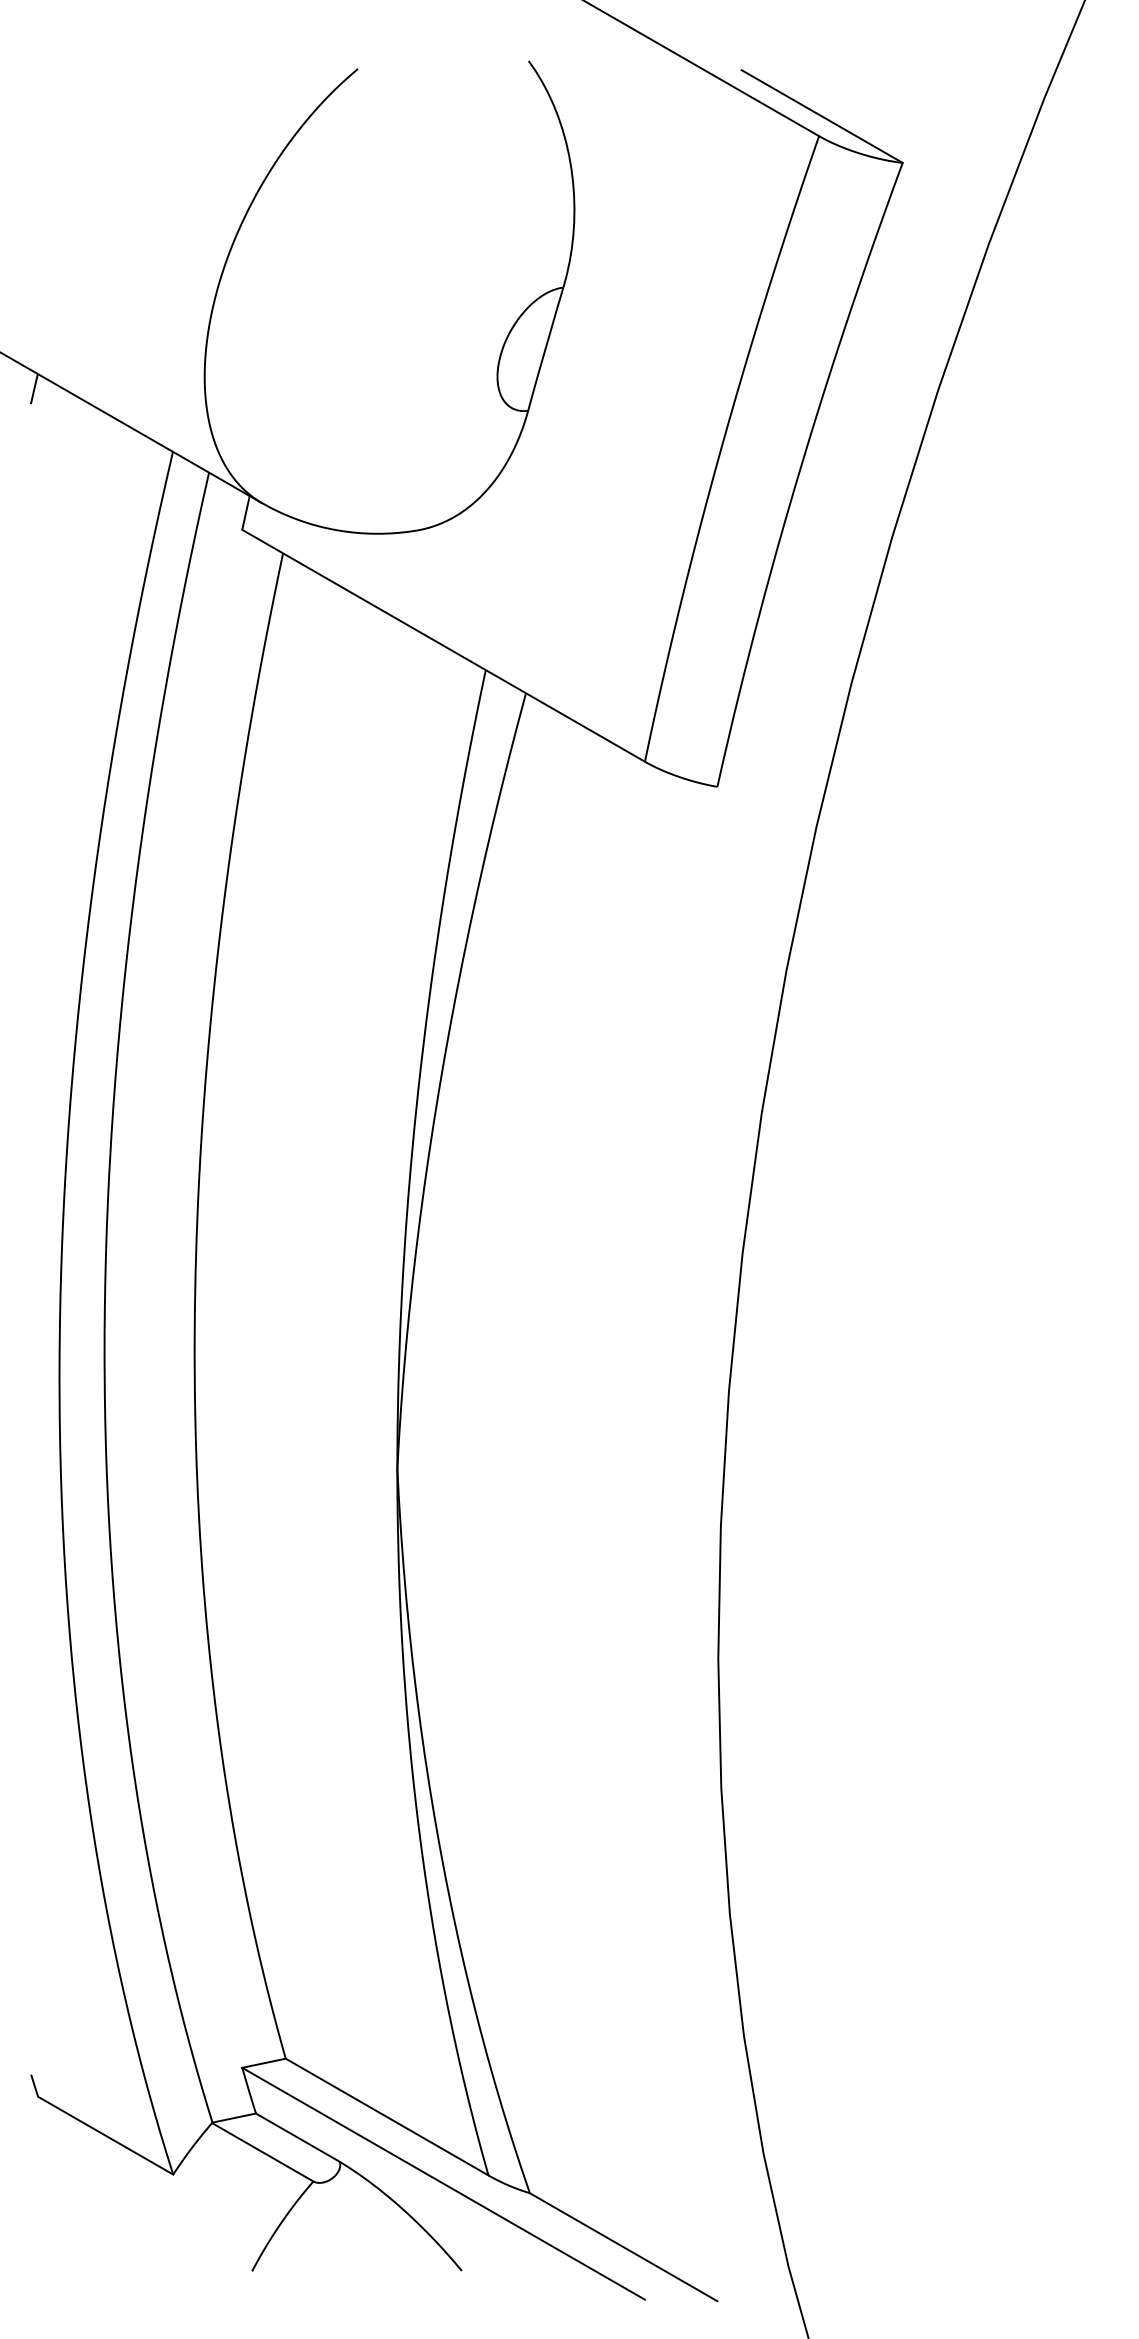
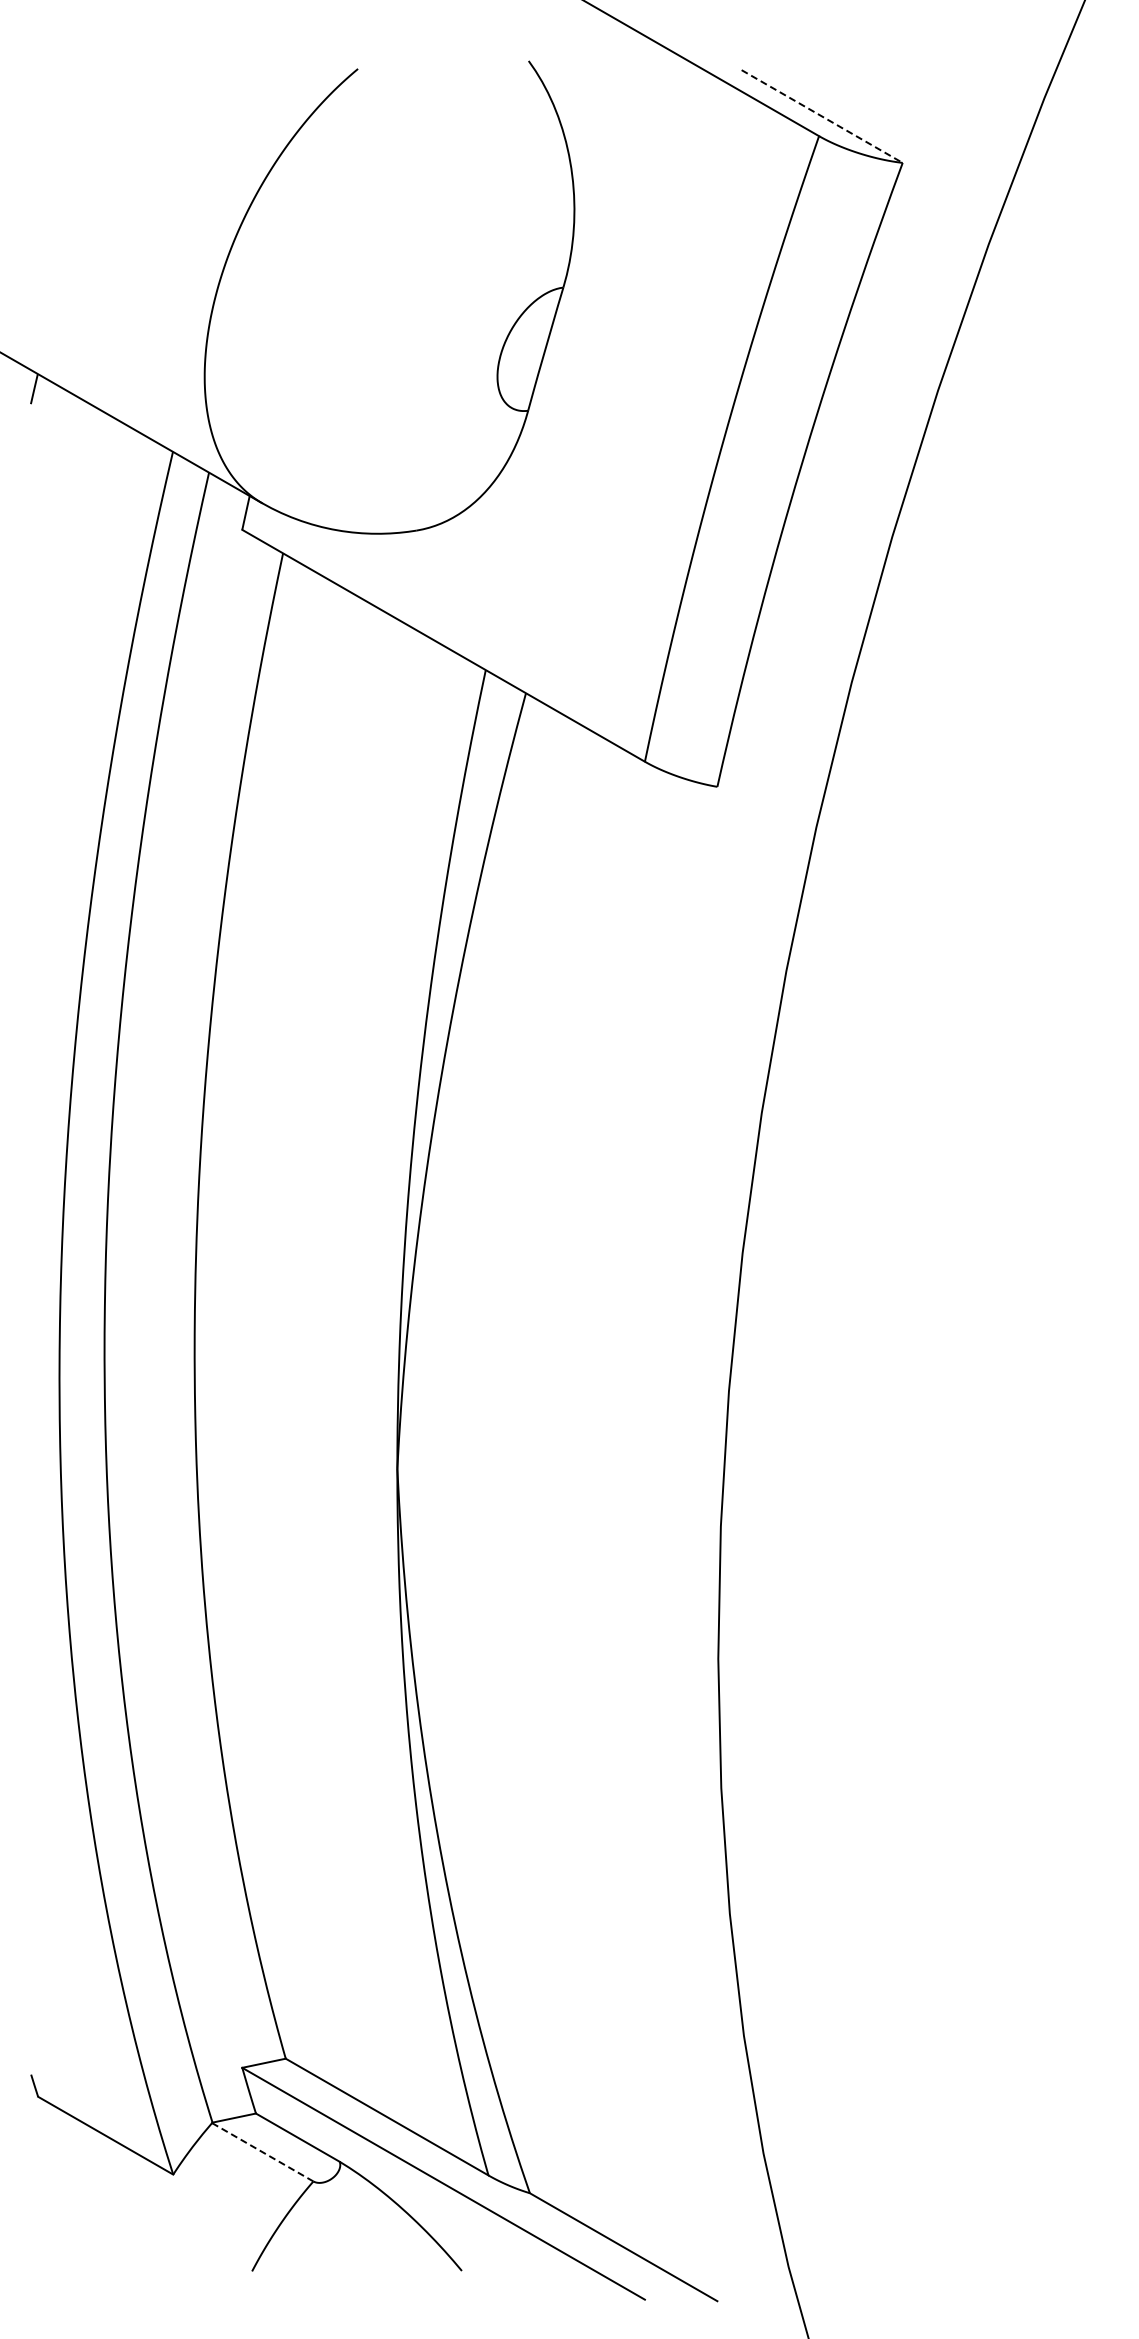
line: solid -> dashed (822, 116)
line: solid -> dashed (263, 2152)
